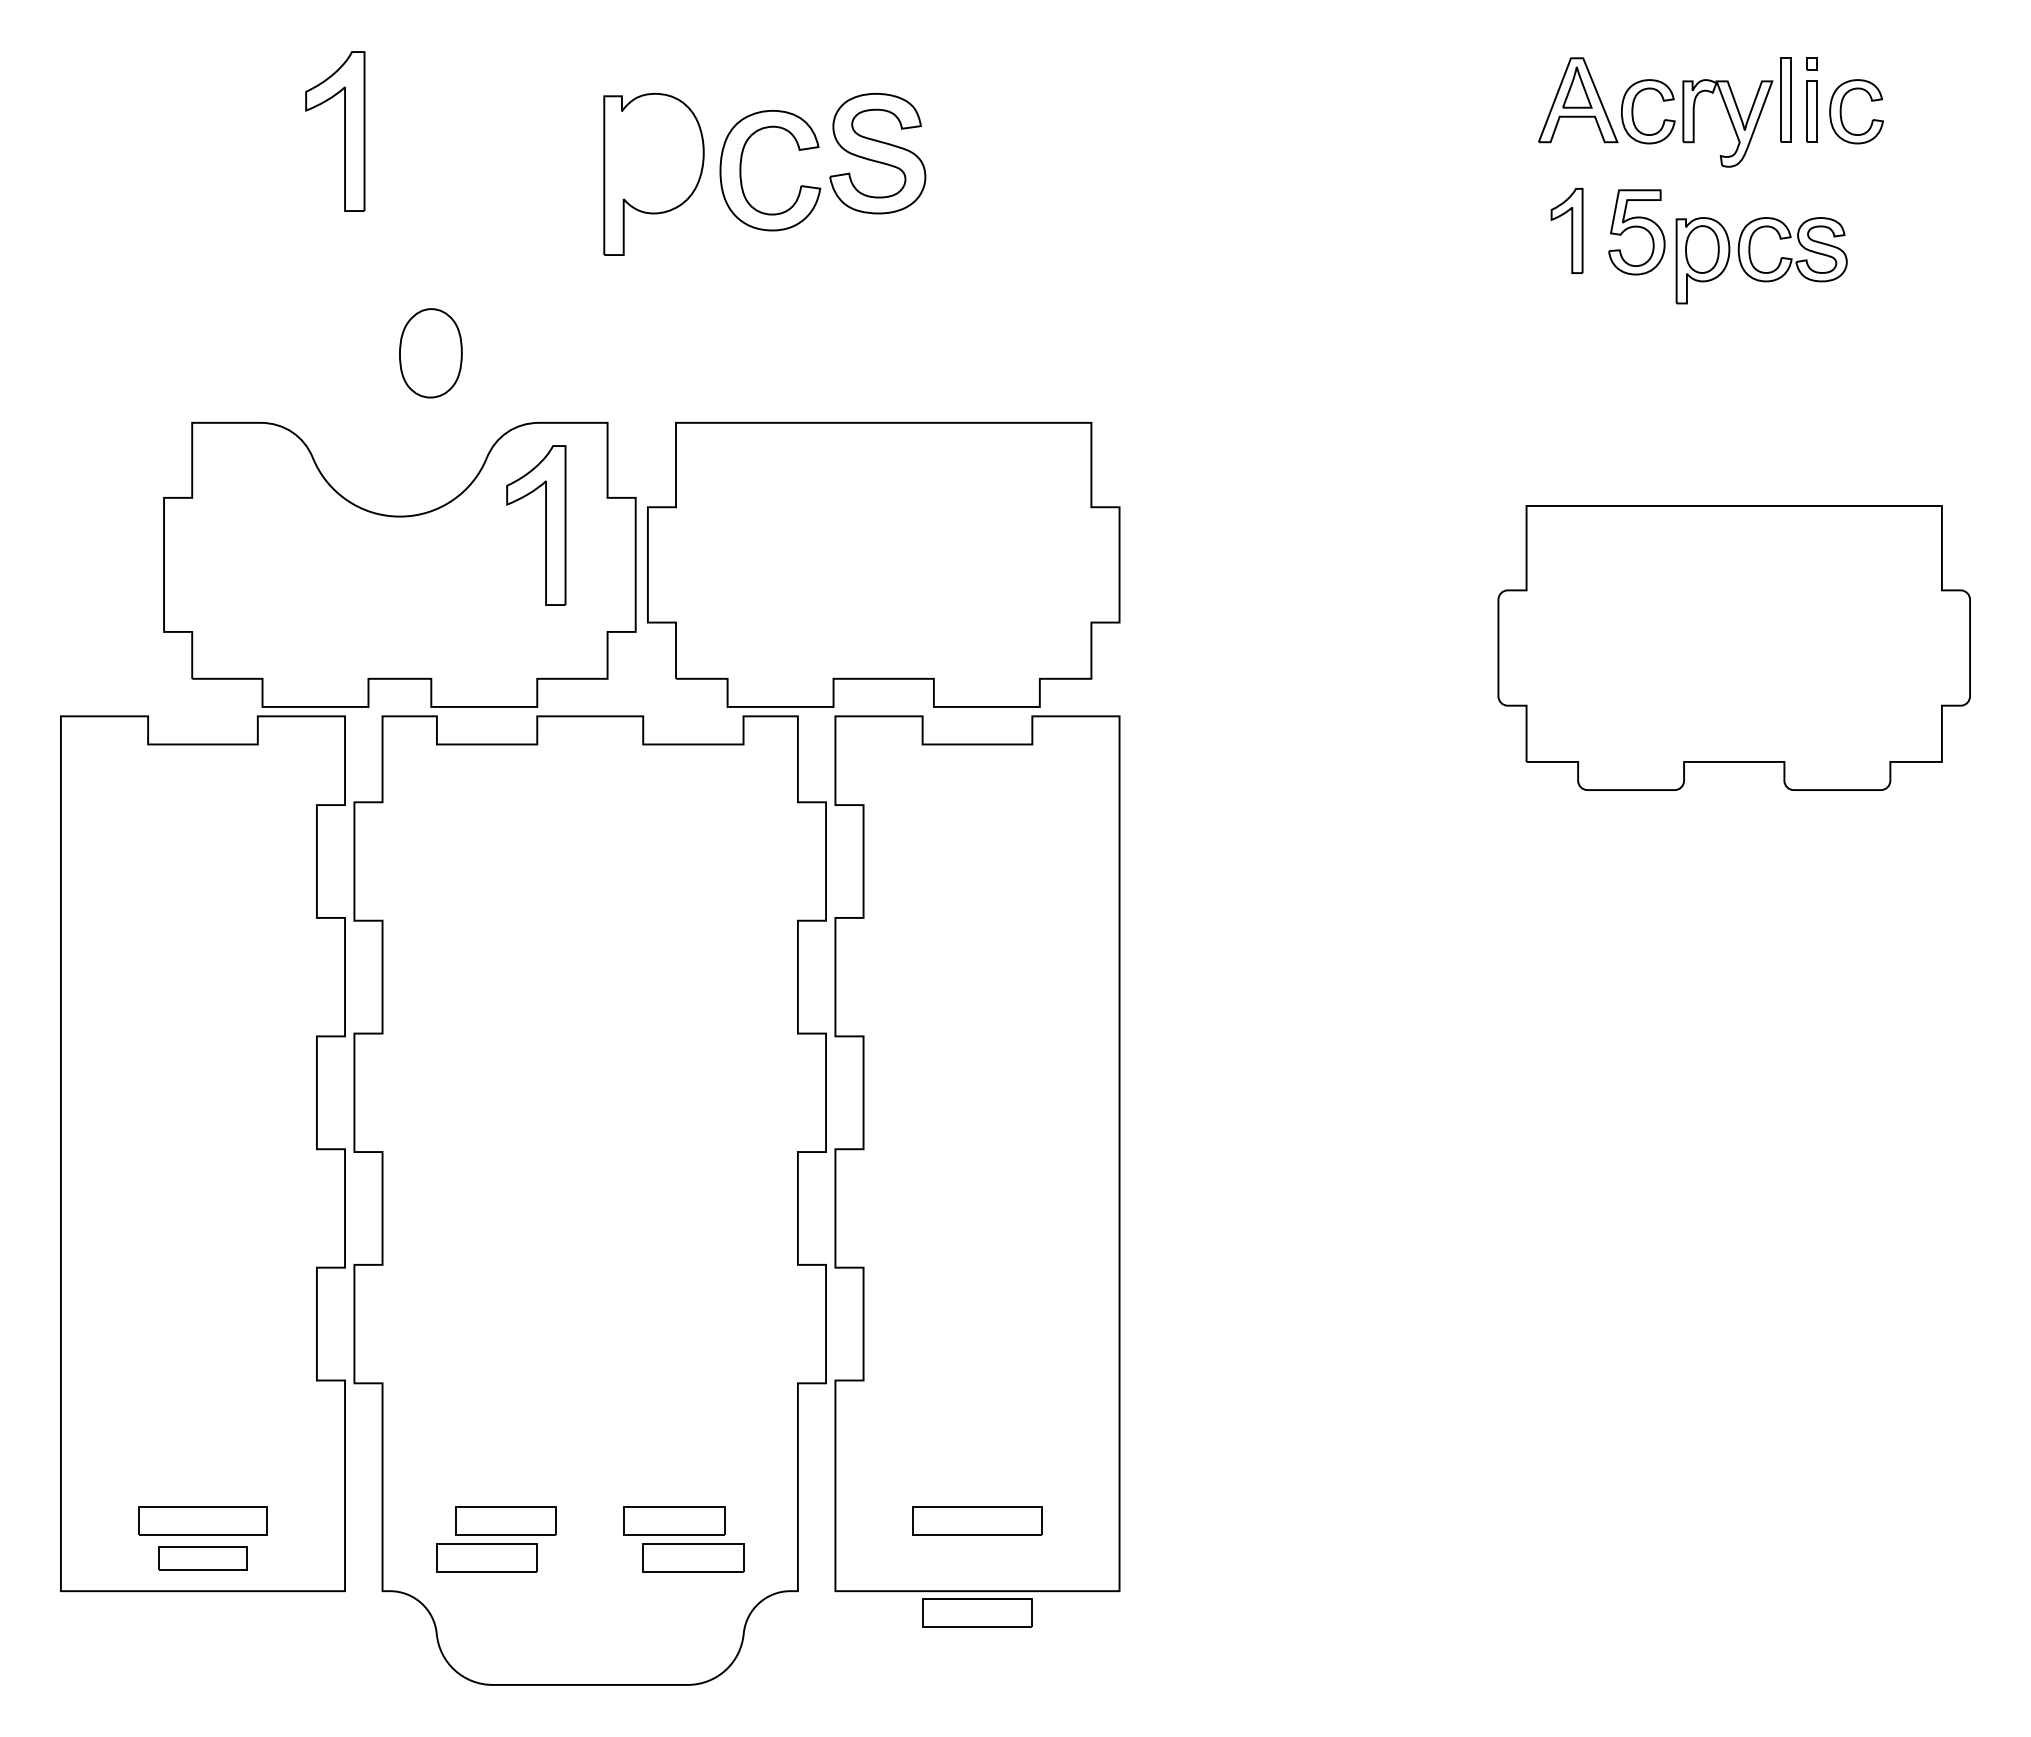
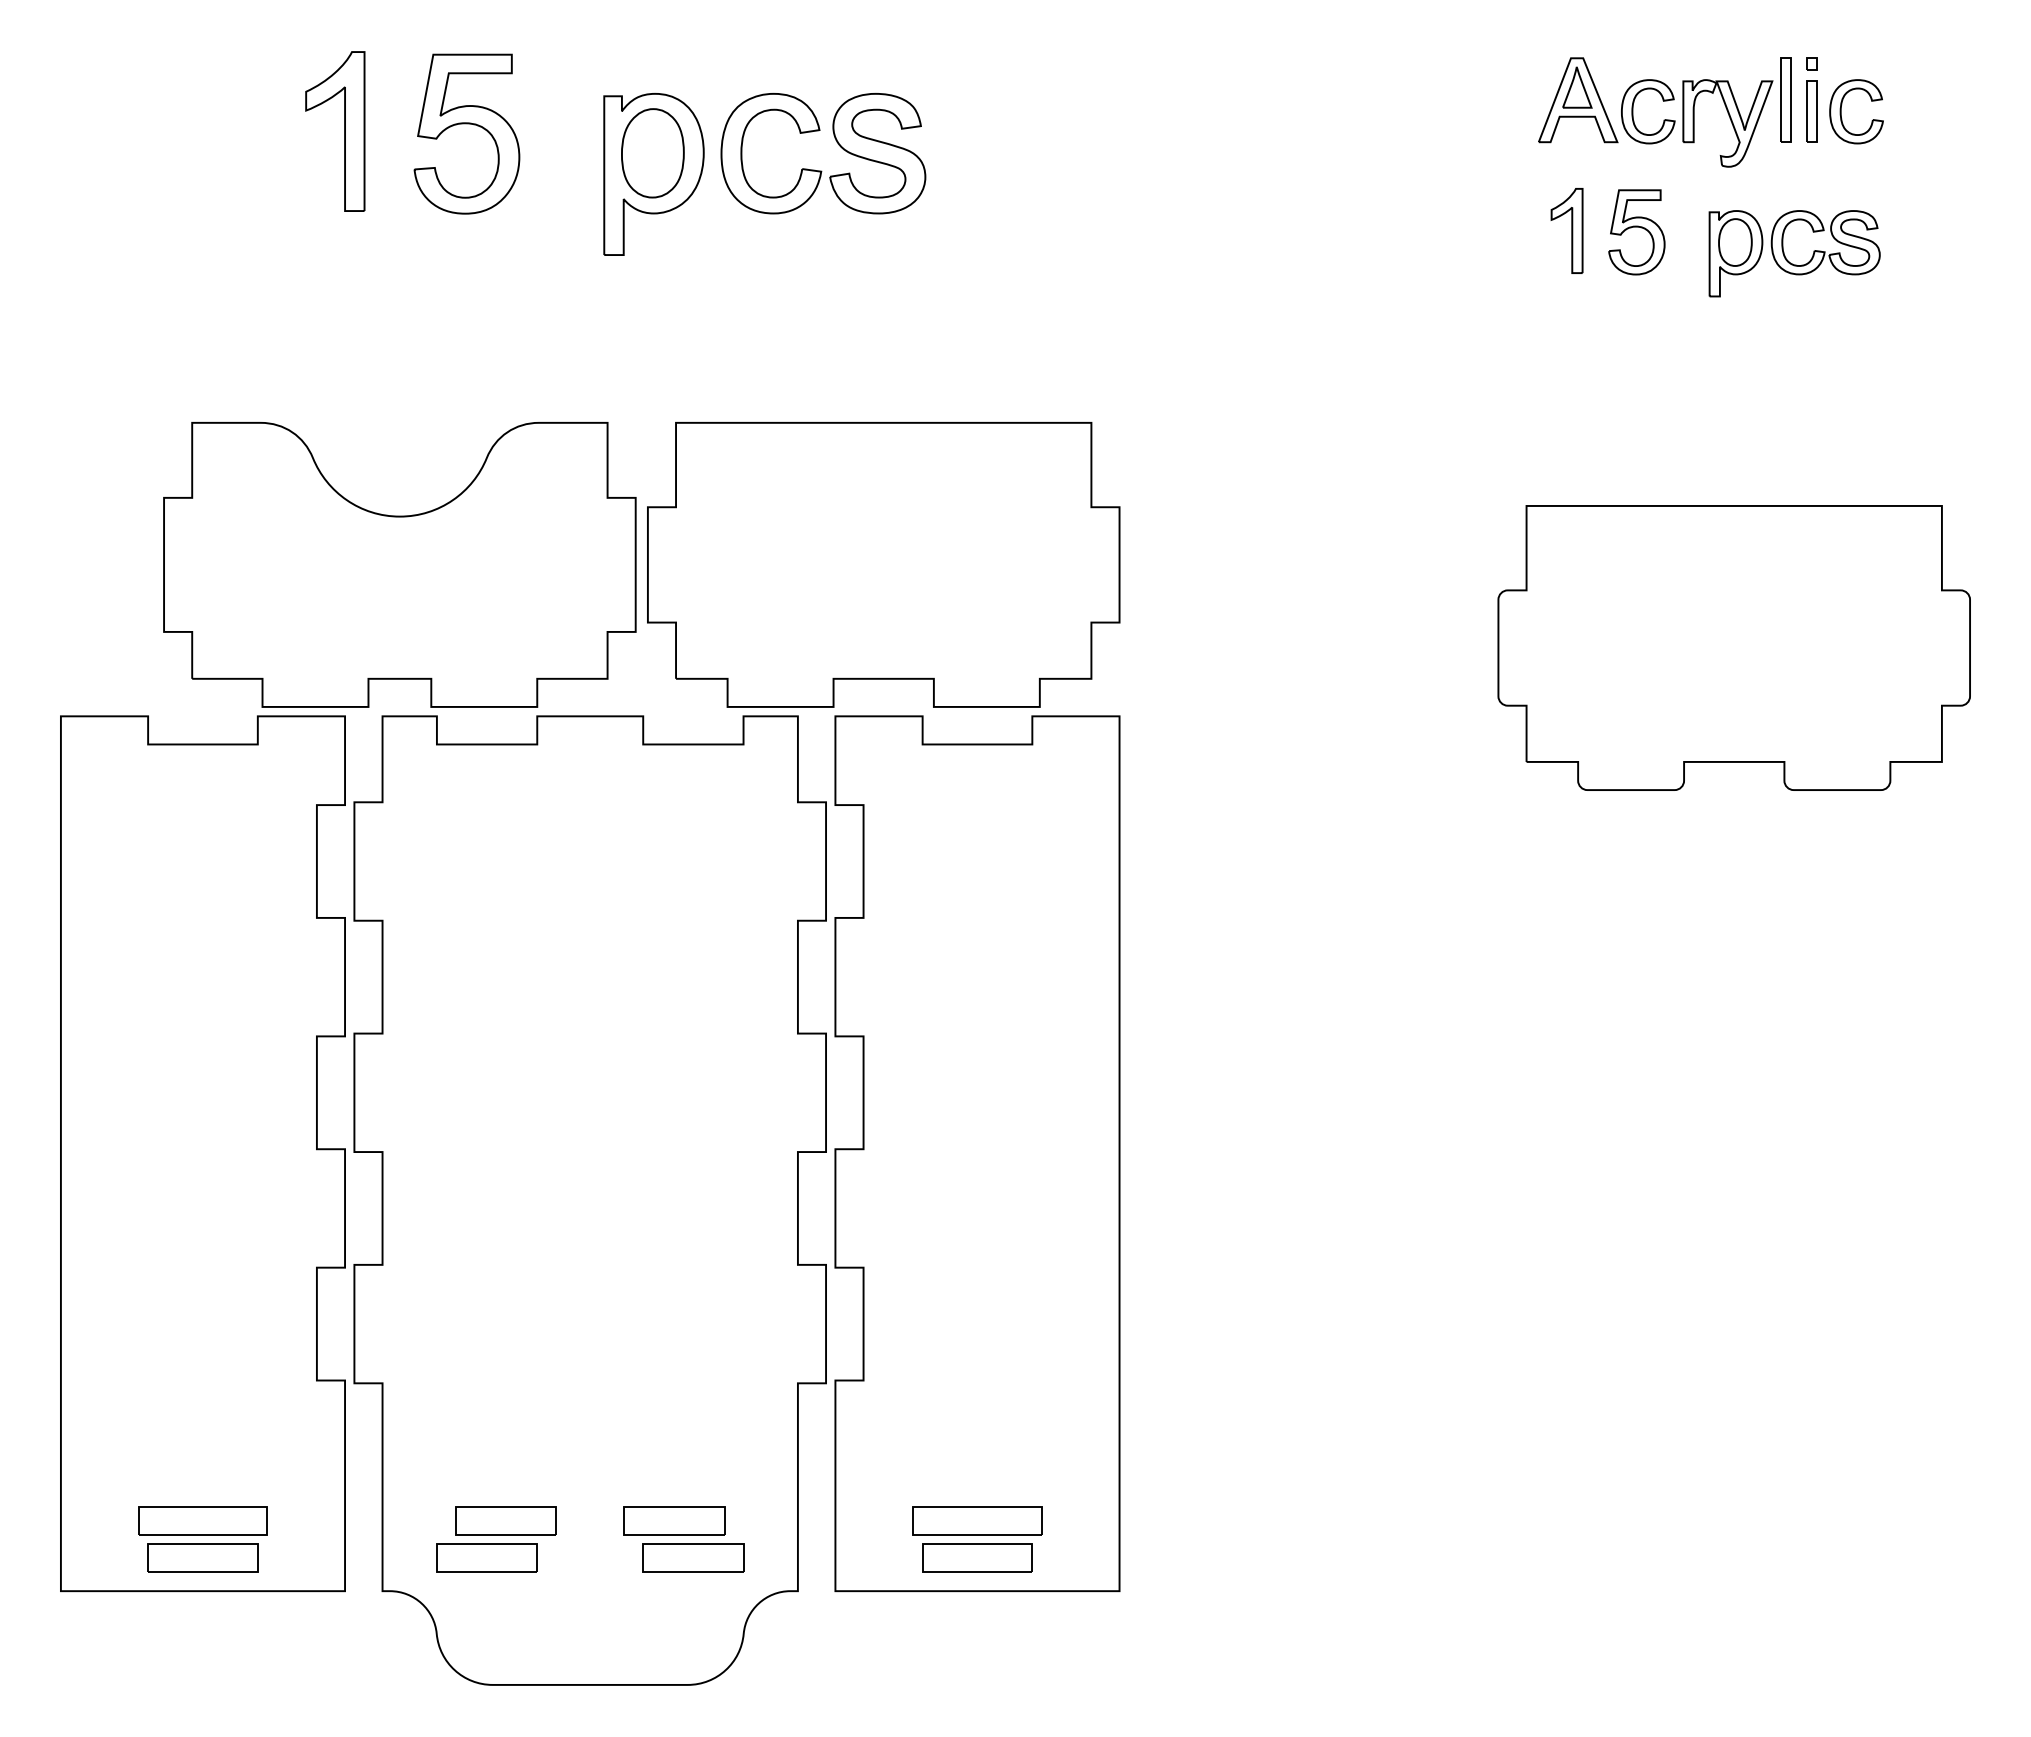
part: none -> present (466, 124)
part position: (741, 170) -> (742, 153) (742, 153)
part position: (1753, 264) -> (1786, 257) (1786, 257)
part position: (430, 353) -> (652, 153) (652, 153)
part: present -> none (545, 525)
part size: 90x25 px -> 112x30 px (202, 1557)
part position: (977, 1612) -> (977, 1557) (977, 1557)
